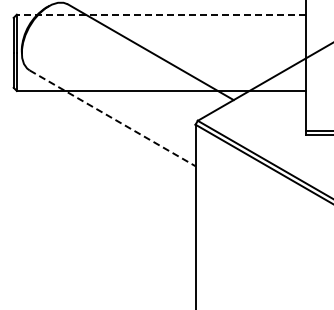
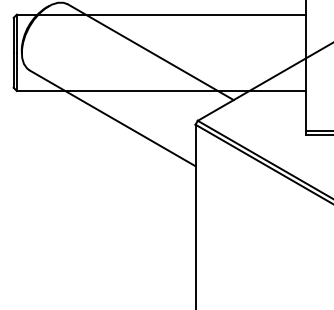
line: dashed -> solid (161, 14)
line: dashed -> solid (112, 118)
